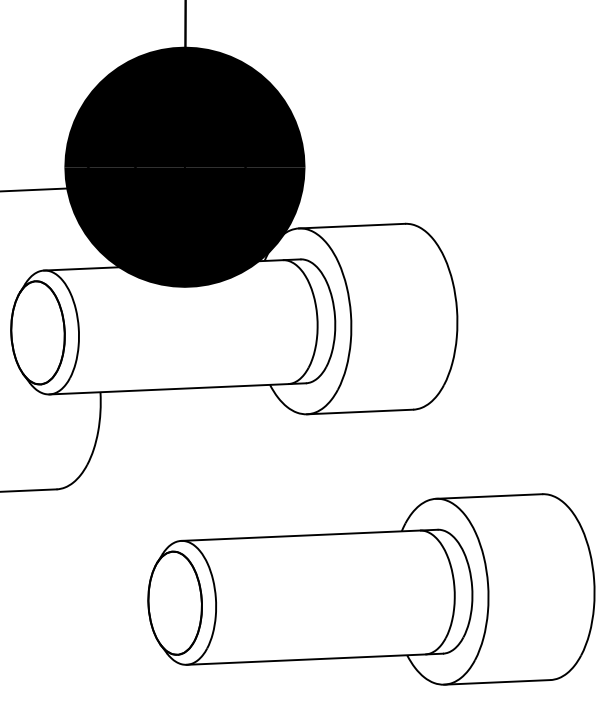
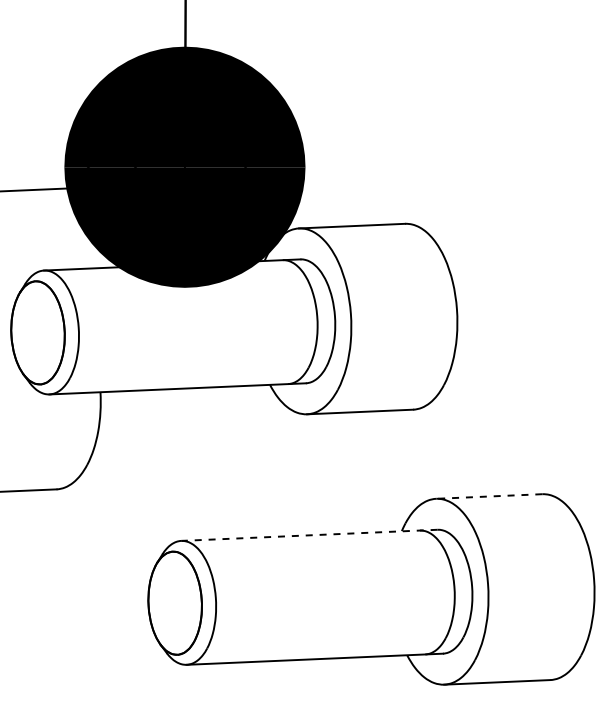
line: solid -> dashed (488, 496)
line: solid -> dashed (308, 535)
